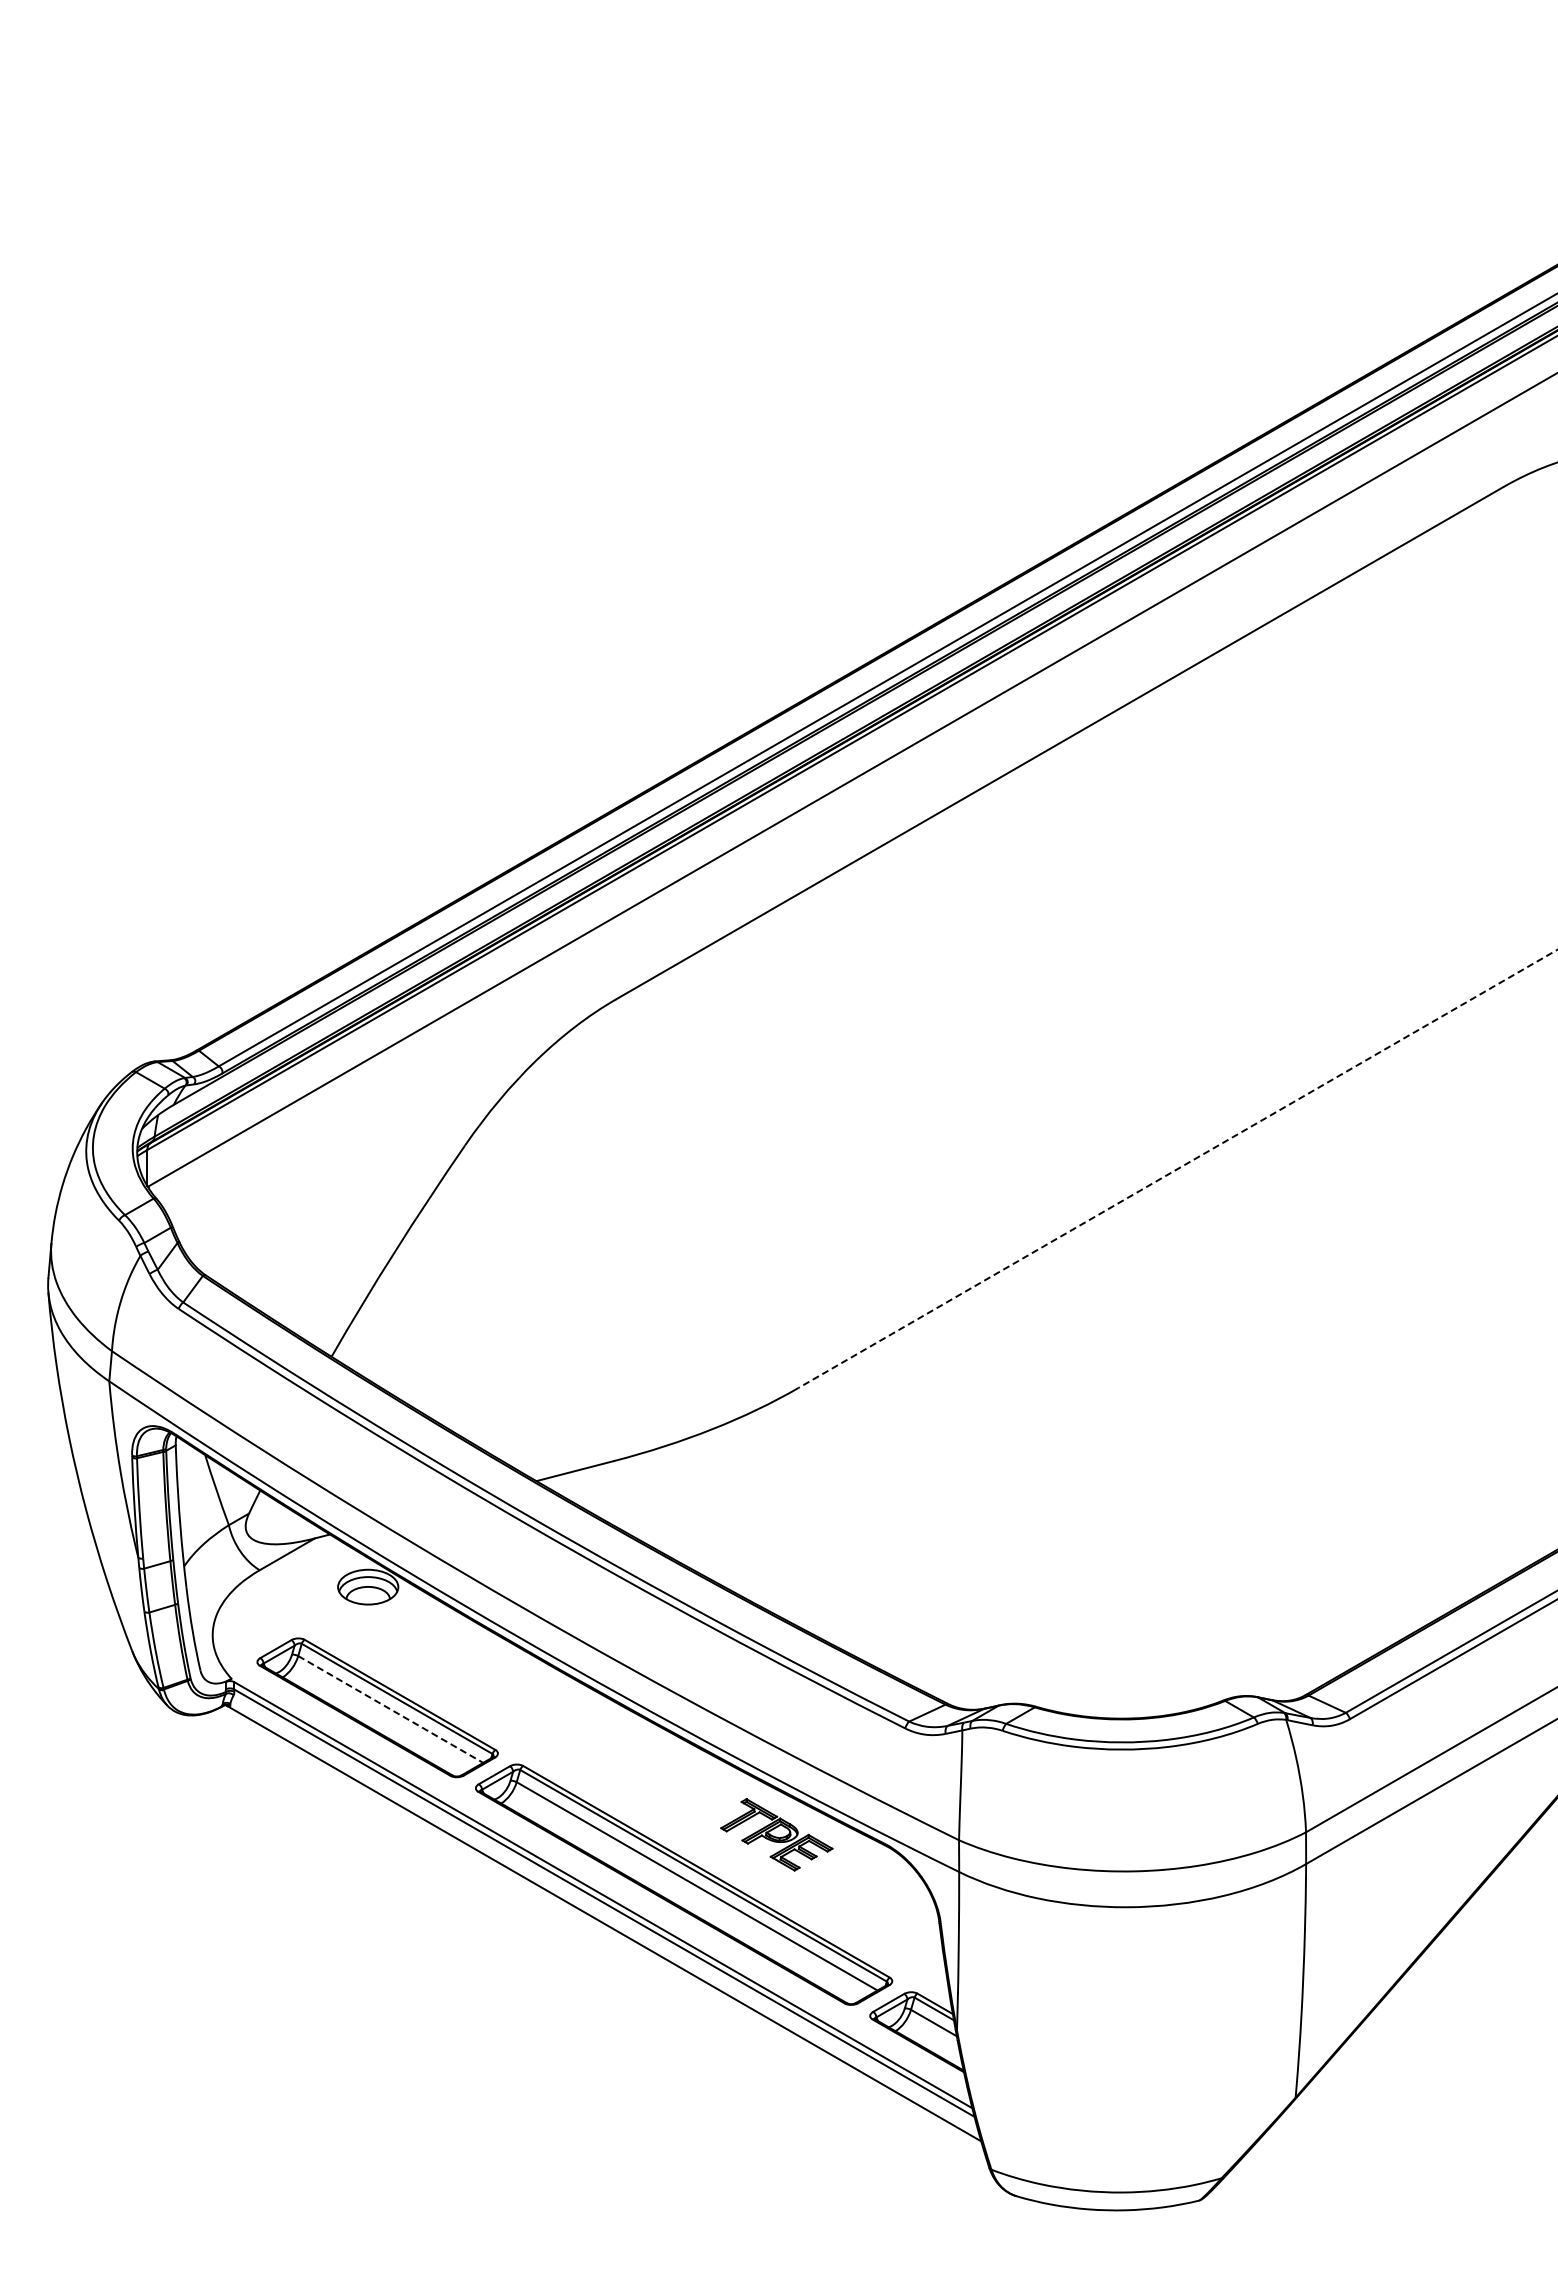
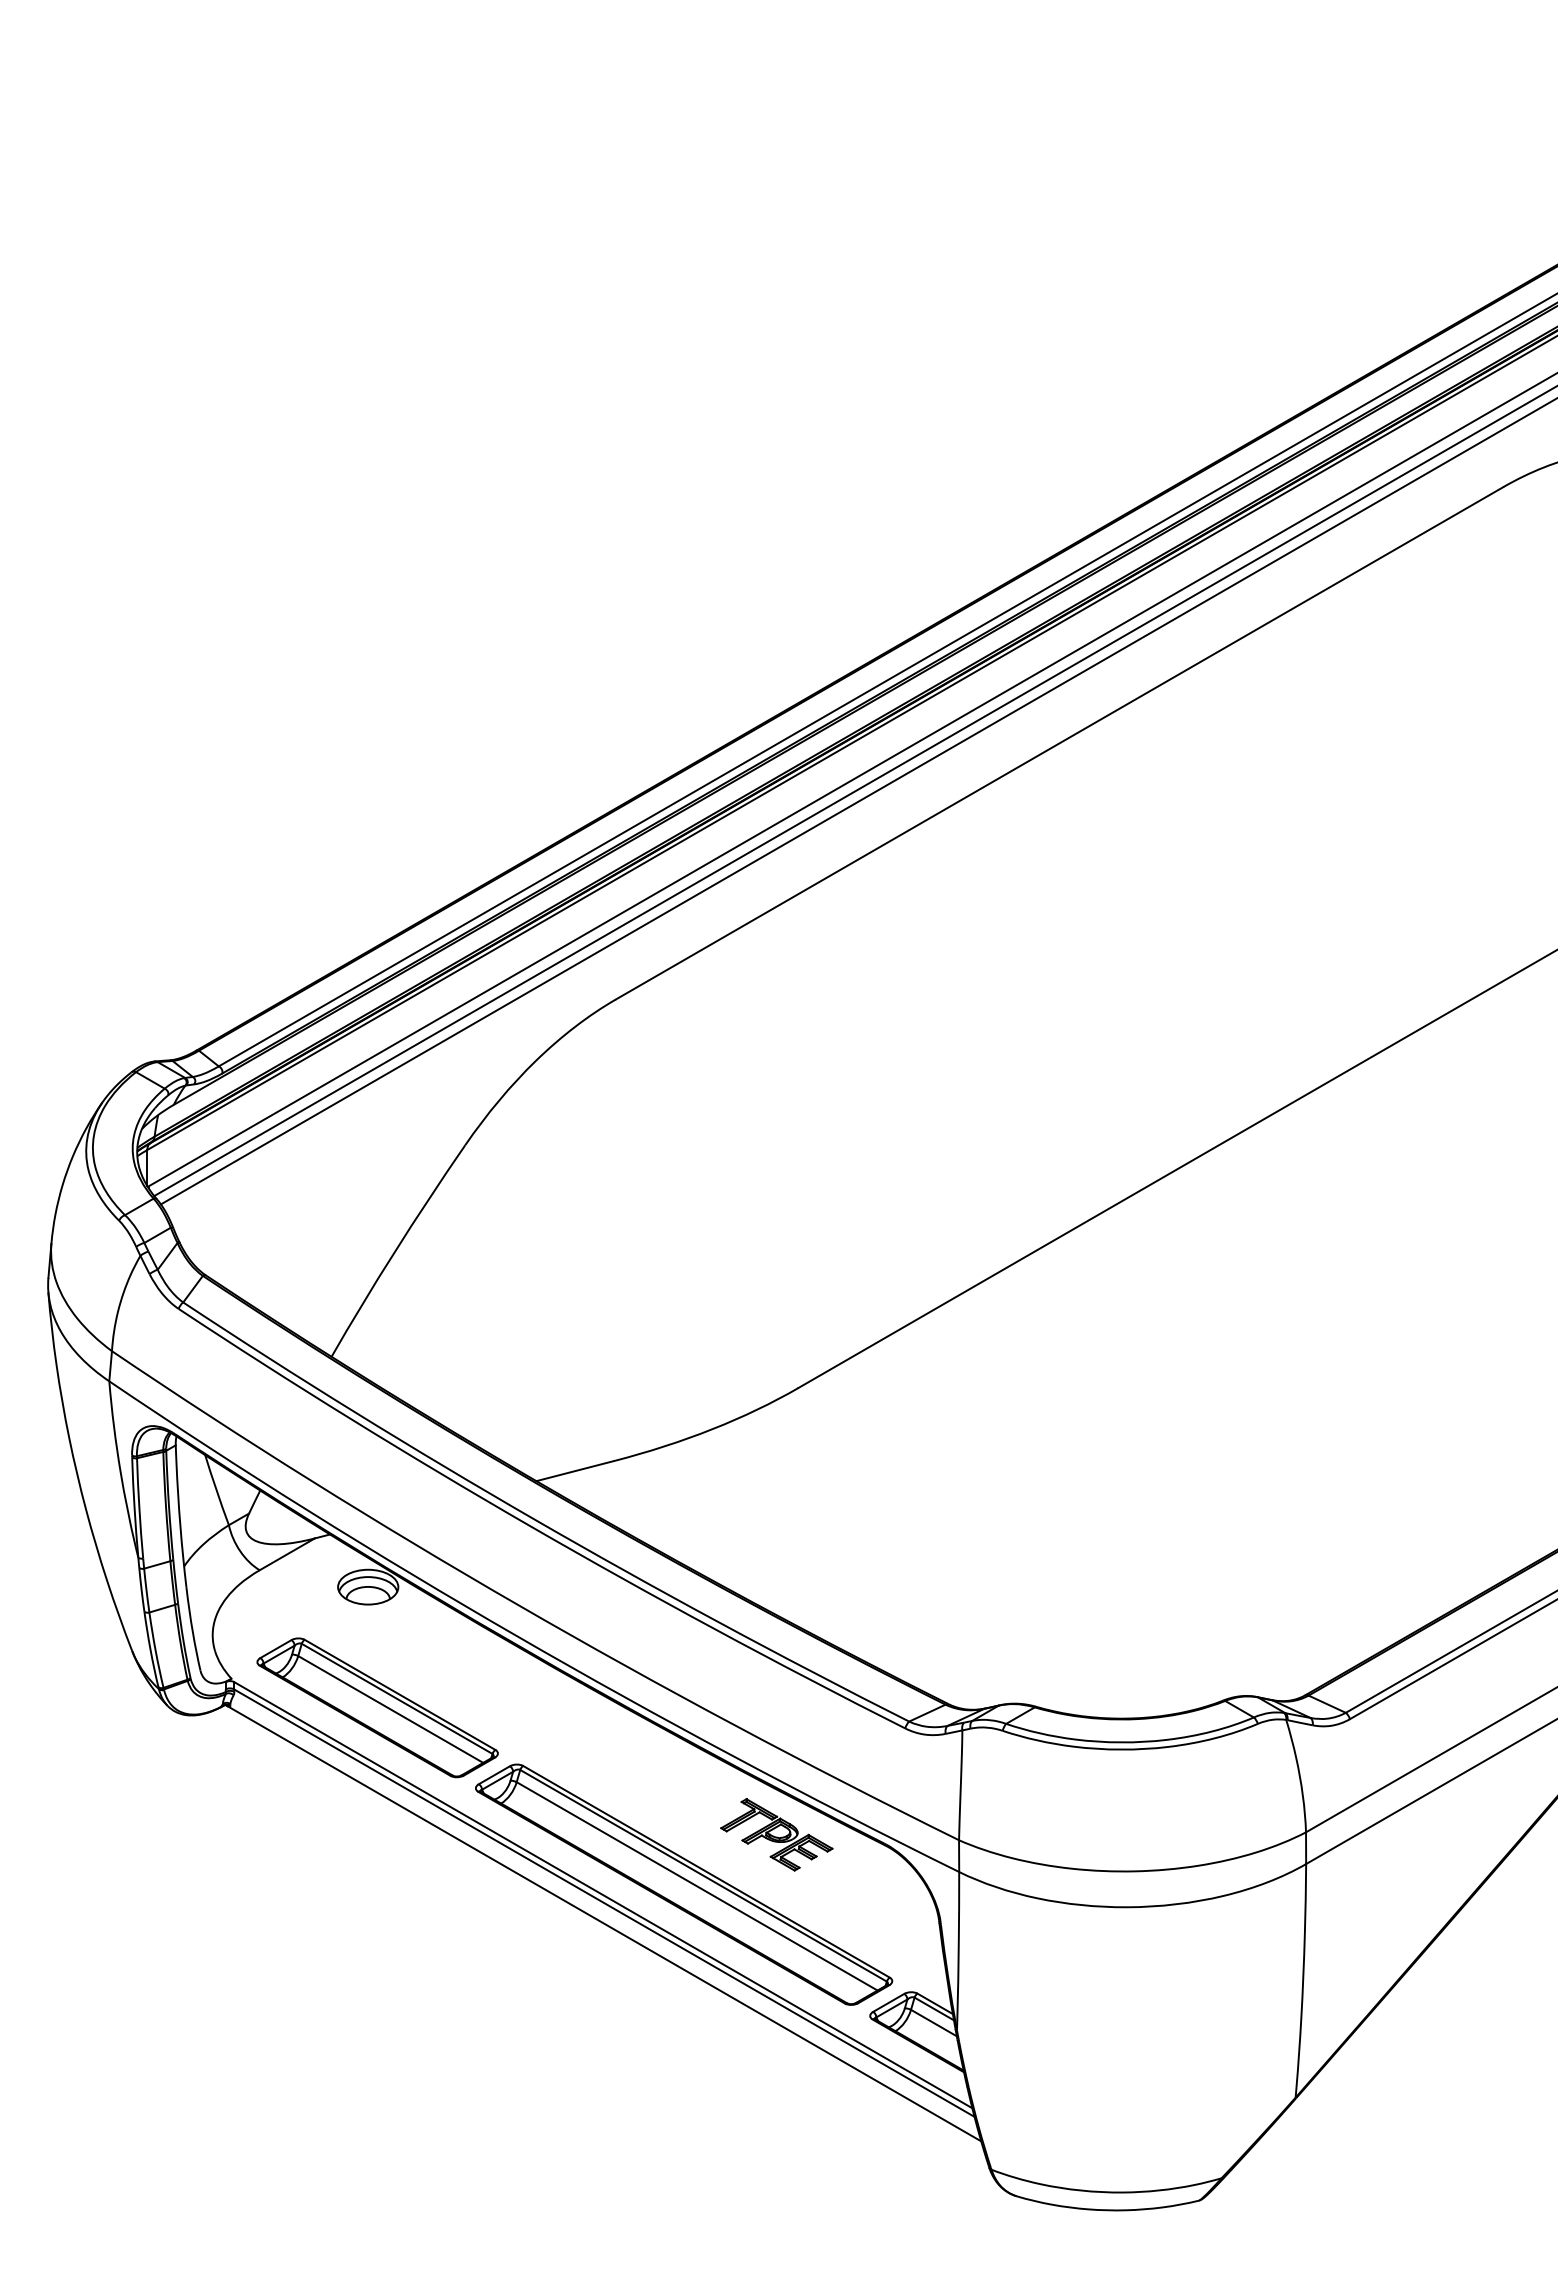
line: none -> present (854, 791)
line: none -> present (857, 802)
line: dashed -> solid (1177, 1169)
line: dashed -> solid (390, 1709)
